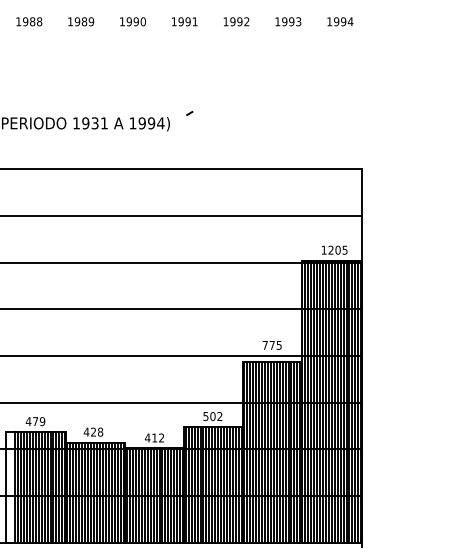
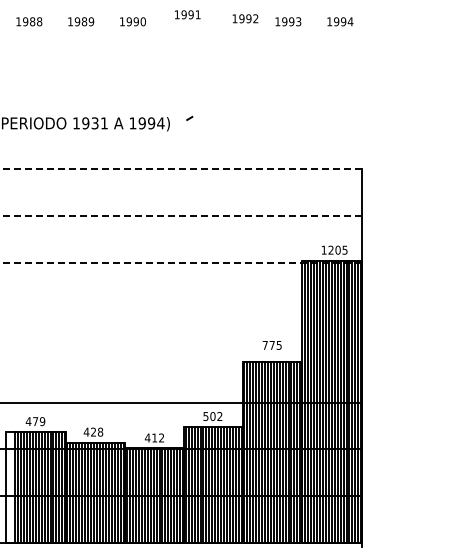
text position: (184, 21) -> (187, 14) (187, 14)
text position: (236, 21) -> (245, 18) (245, 18)
line position: (189, 112) -> (189, 117) (189, 117)
line: solid -> dashed (181, 169)
line: solid -> dashed (181, 216)
line: solid -> dashed (181, 262)
line: present -> none (181, 309)
line: present -> none (181, 356)
